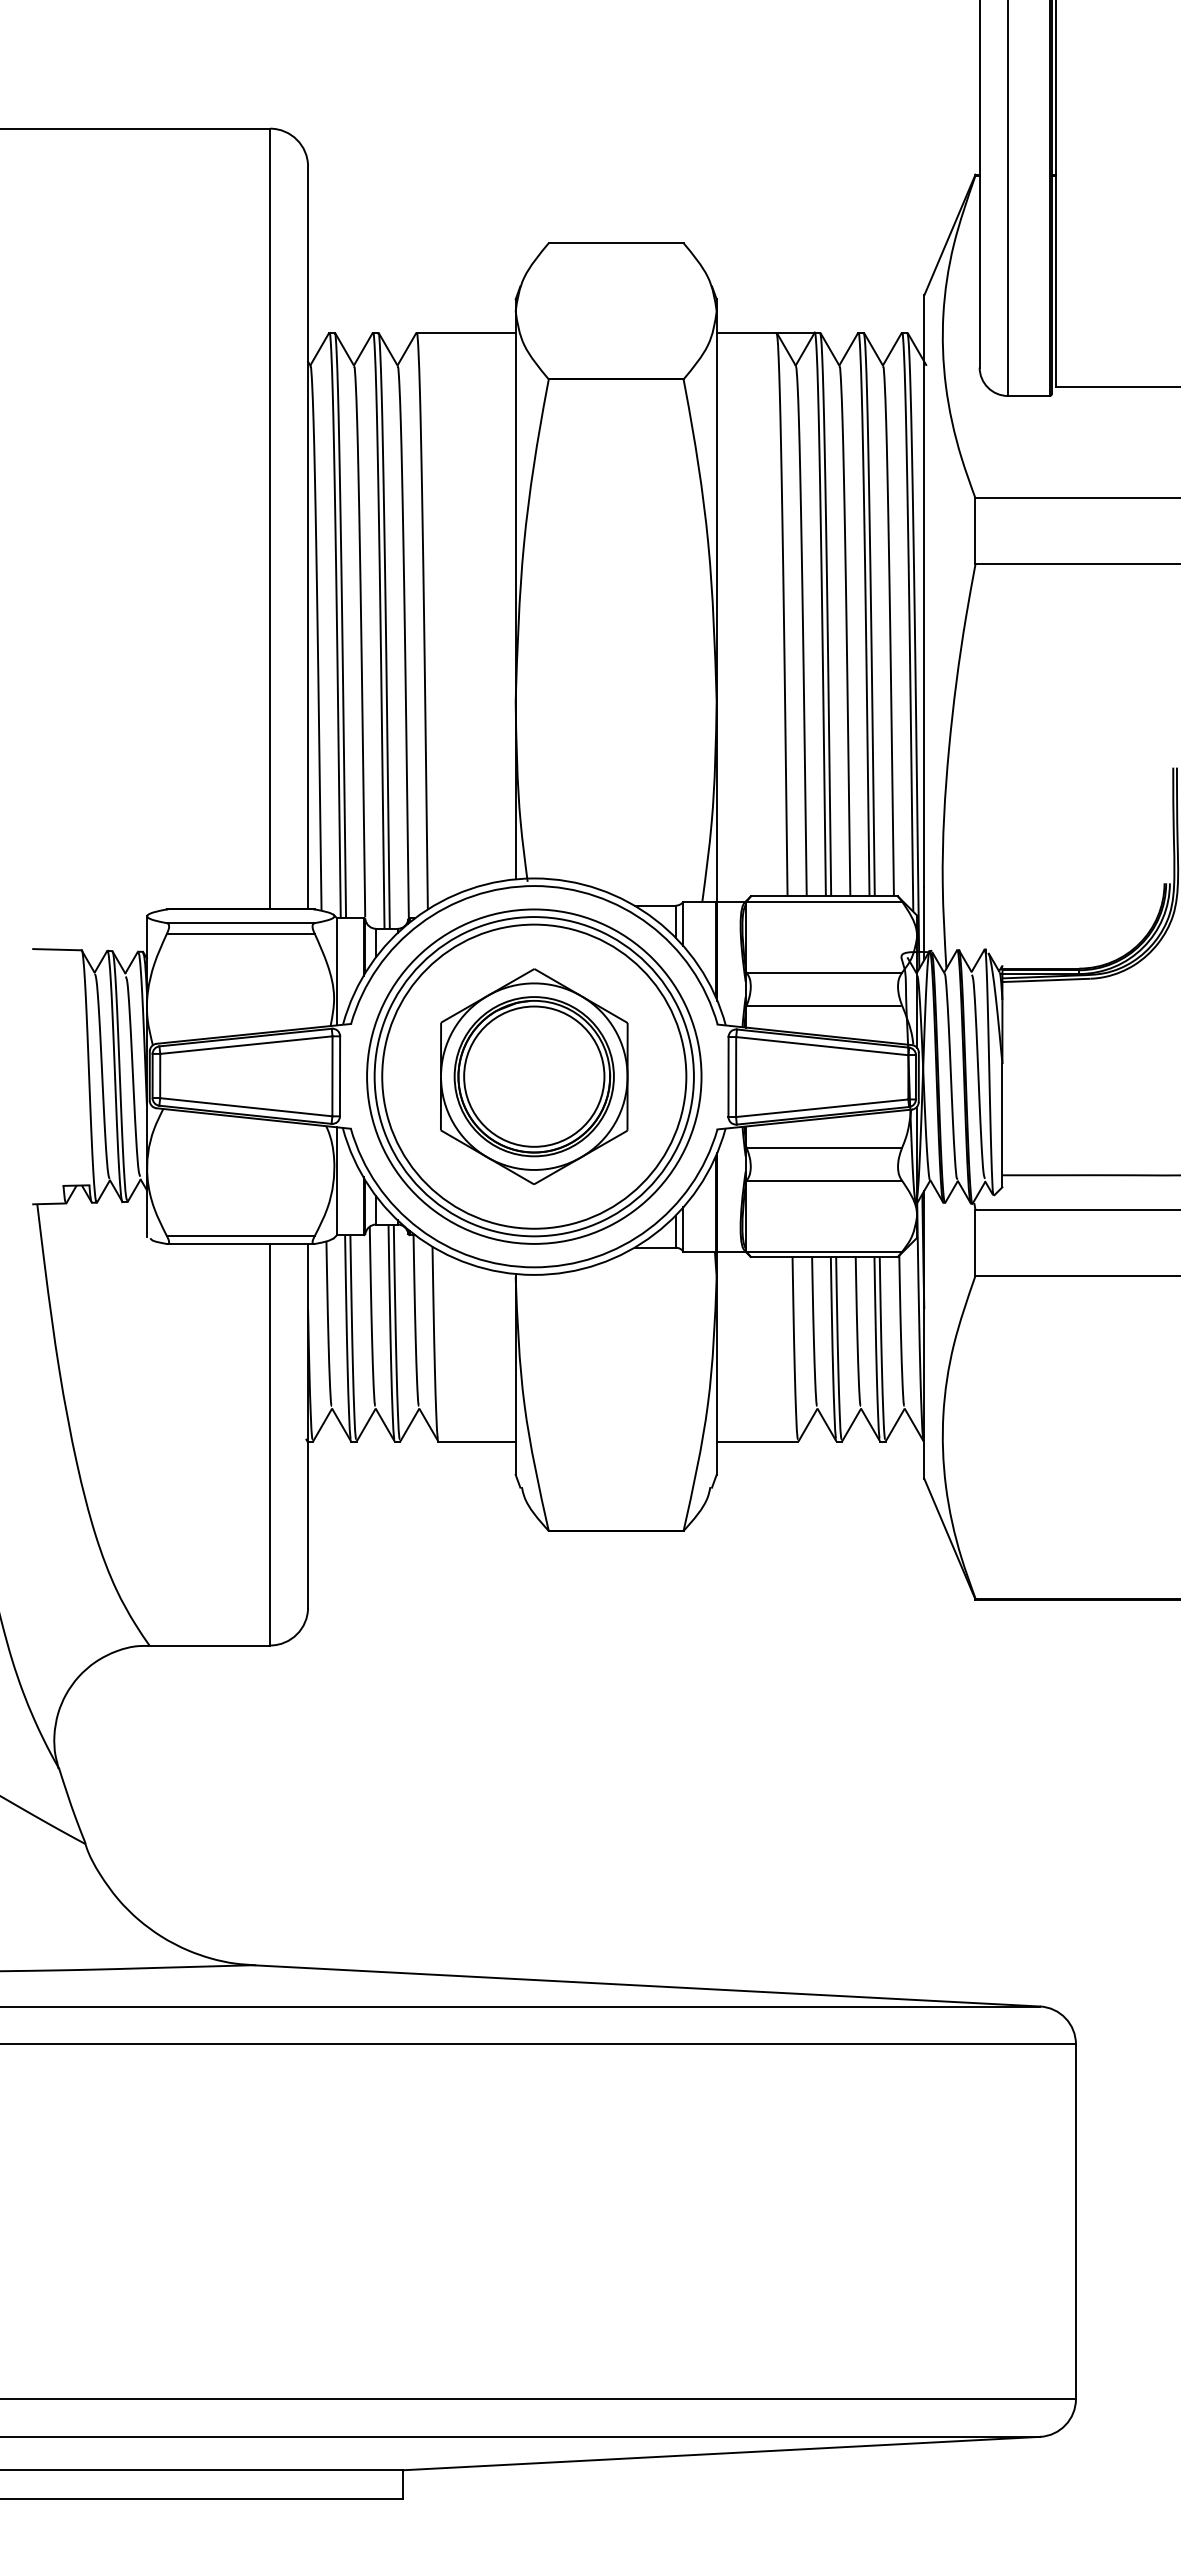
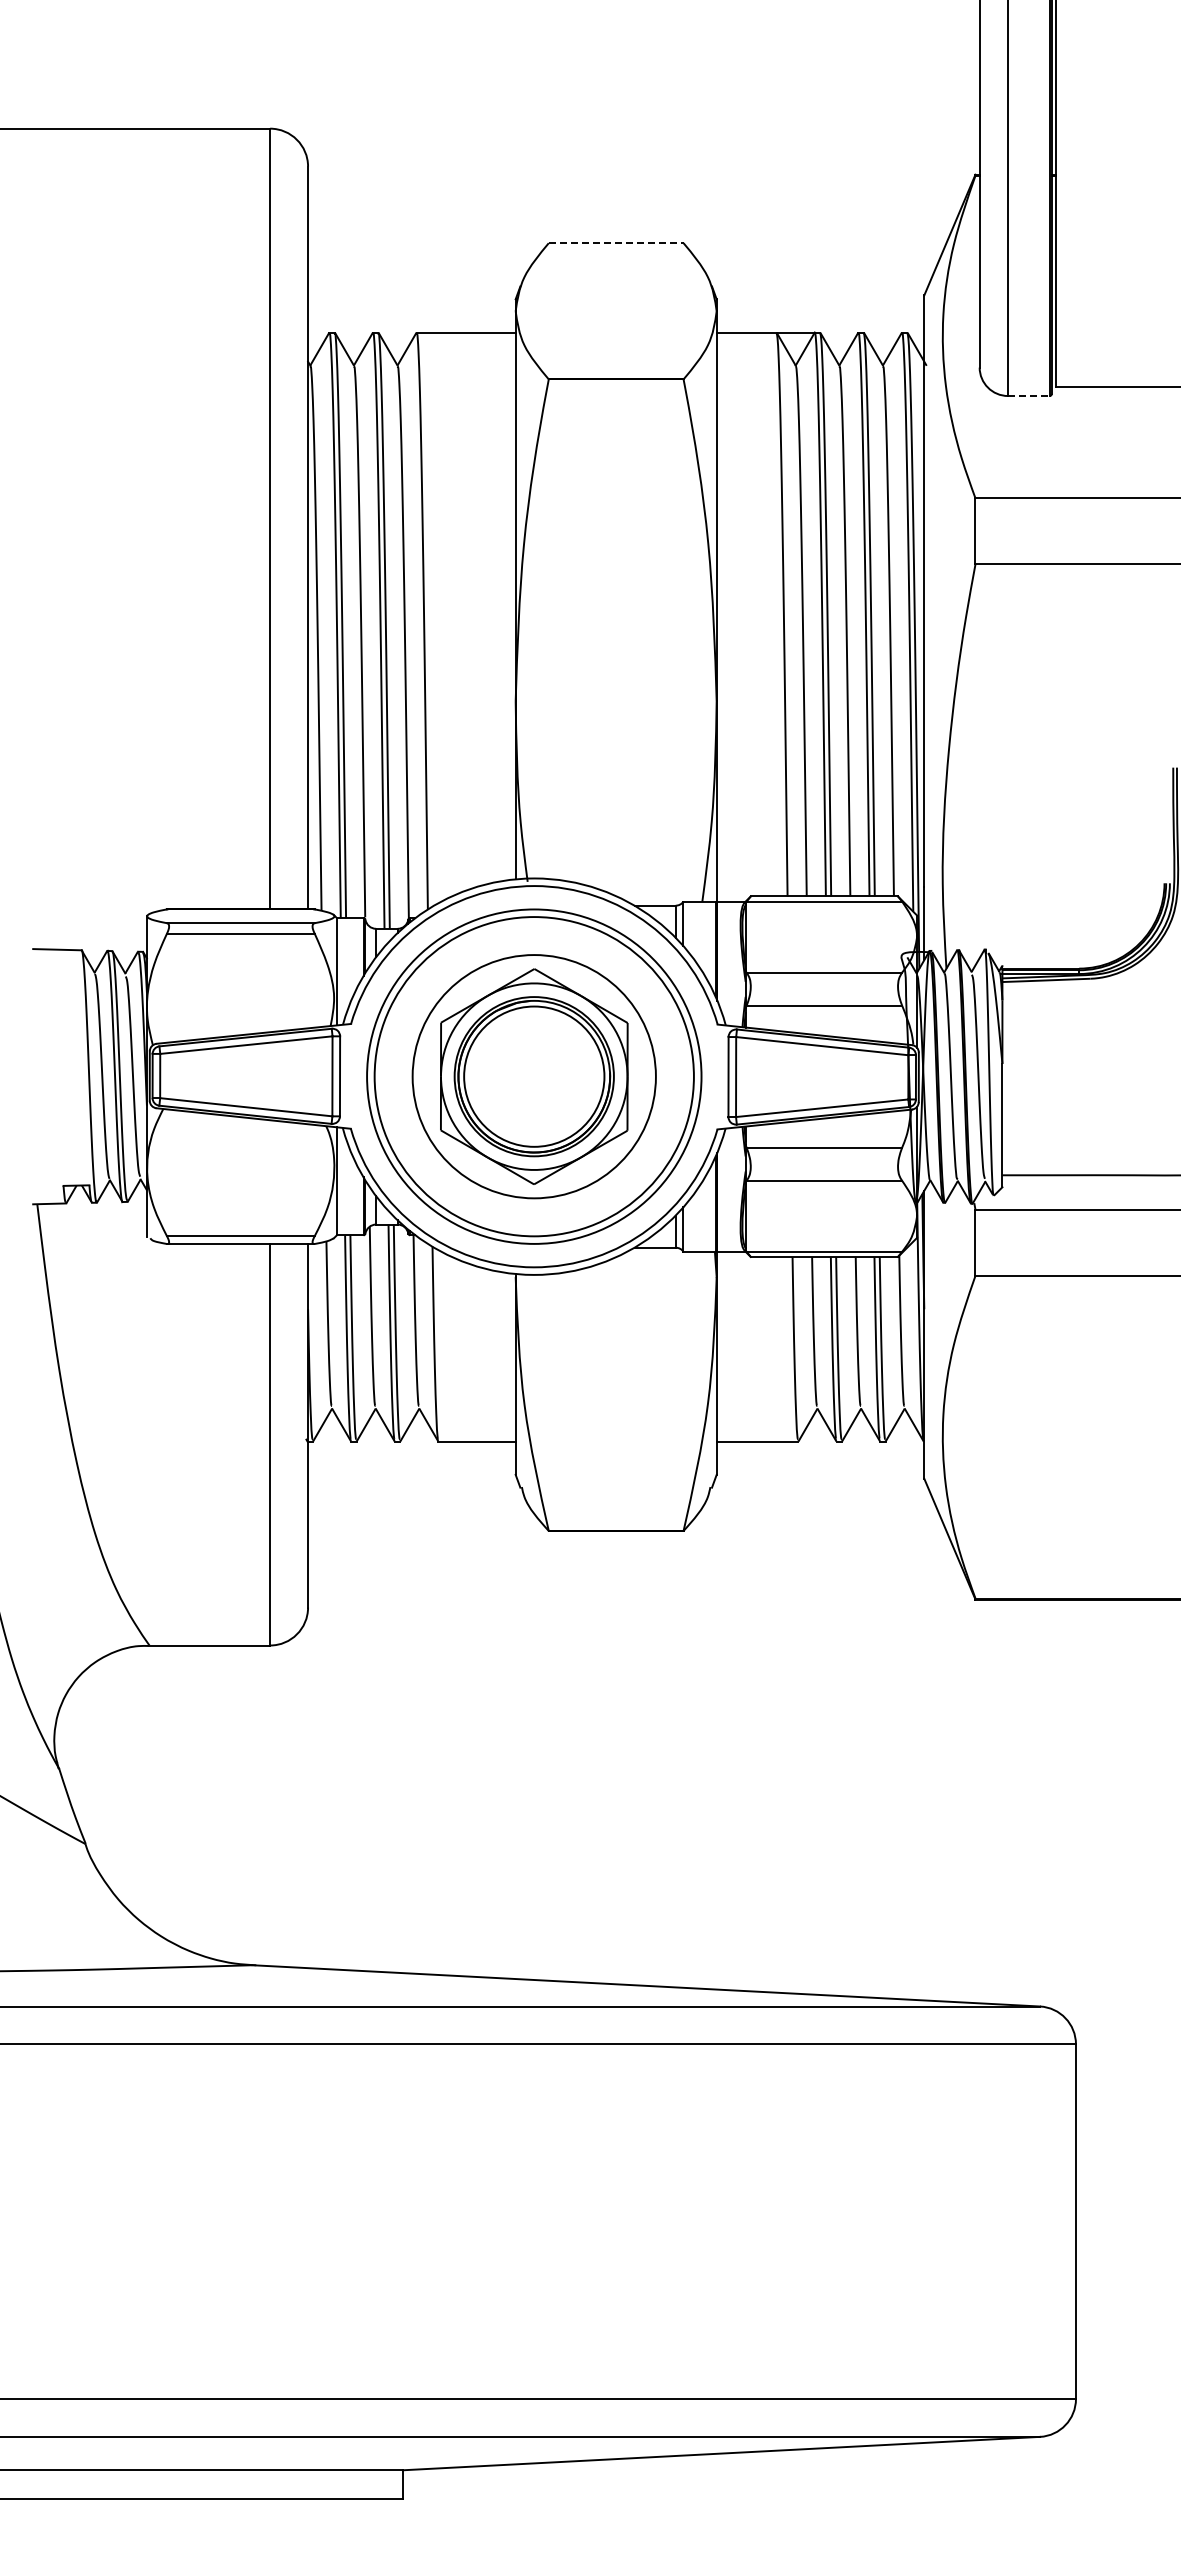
line: solid -> dashed (616, 243)
line: solid -> dashed (1028, 396)
circle diameter: 304 px -> 243 px (533, 1076)
